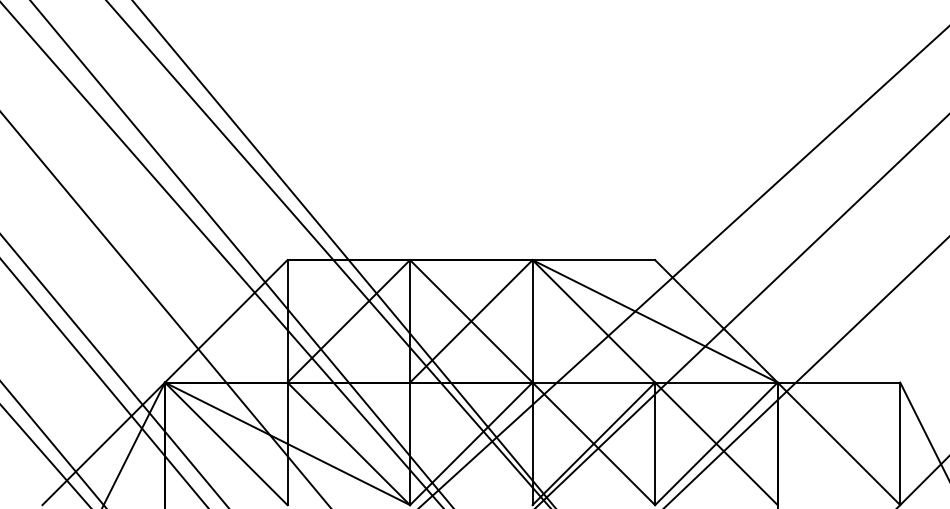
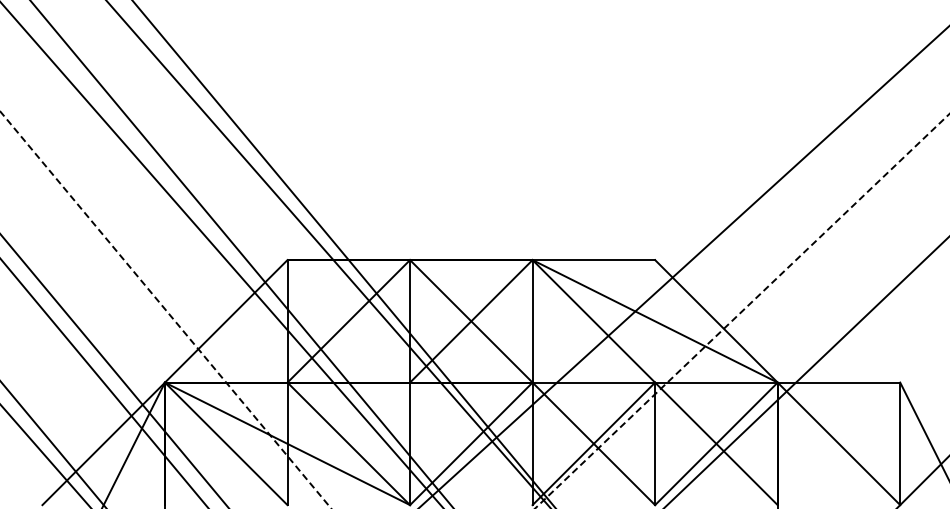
line: solid -> dashed (165, 310)
line: solid -> dashed (742, 311)
